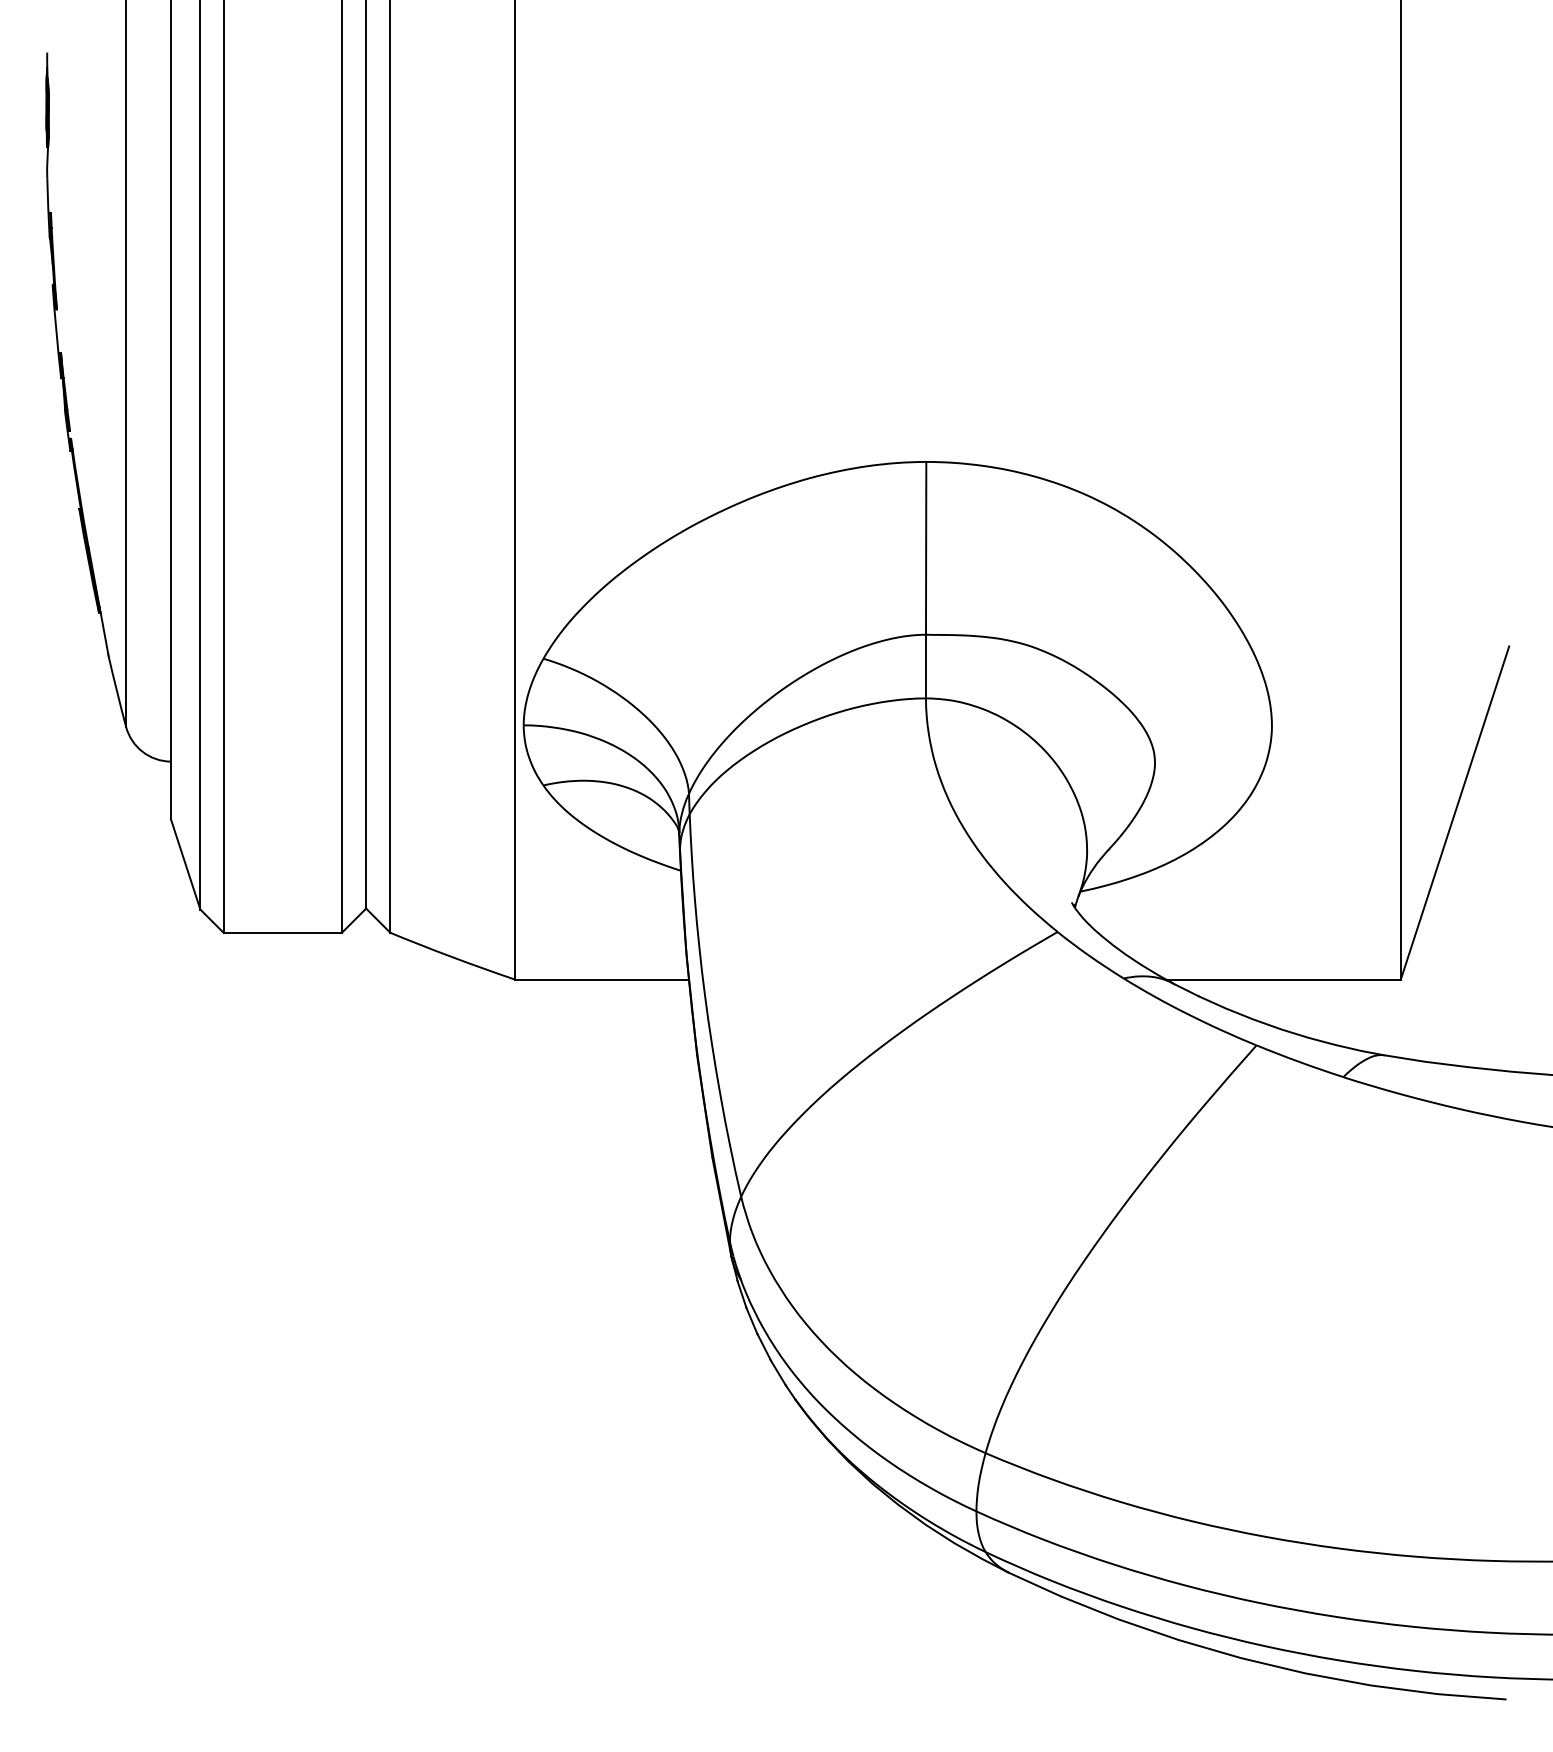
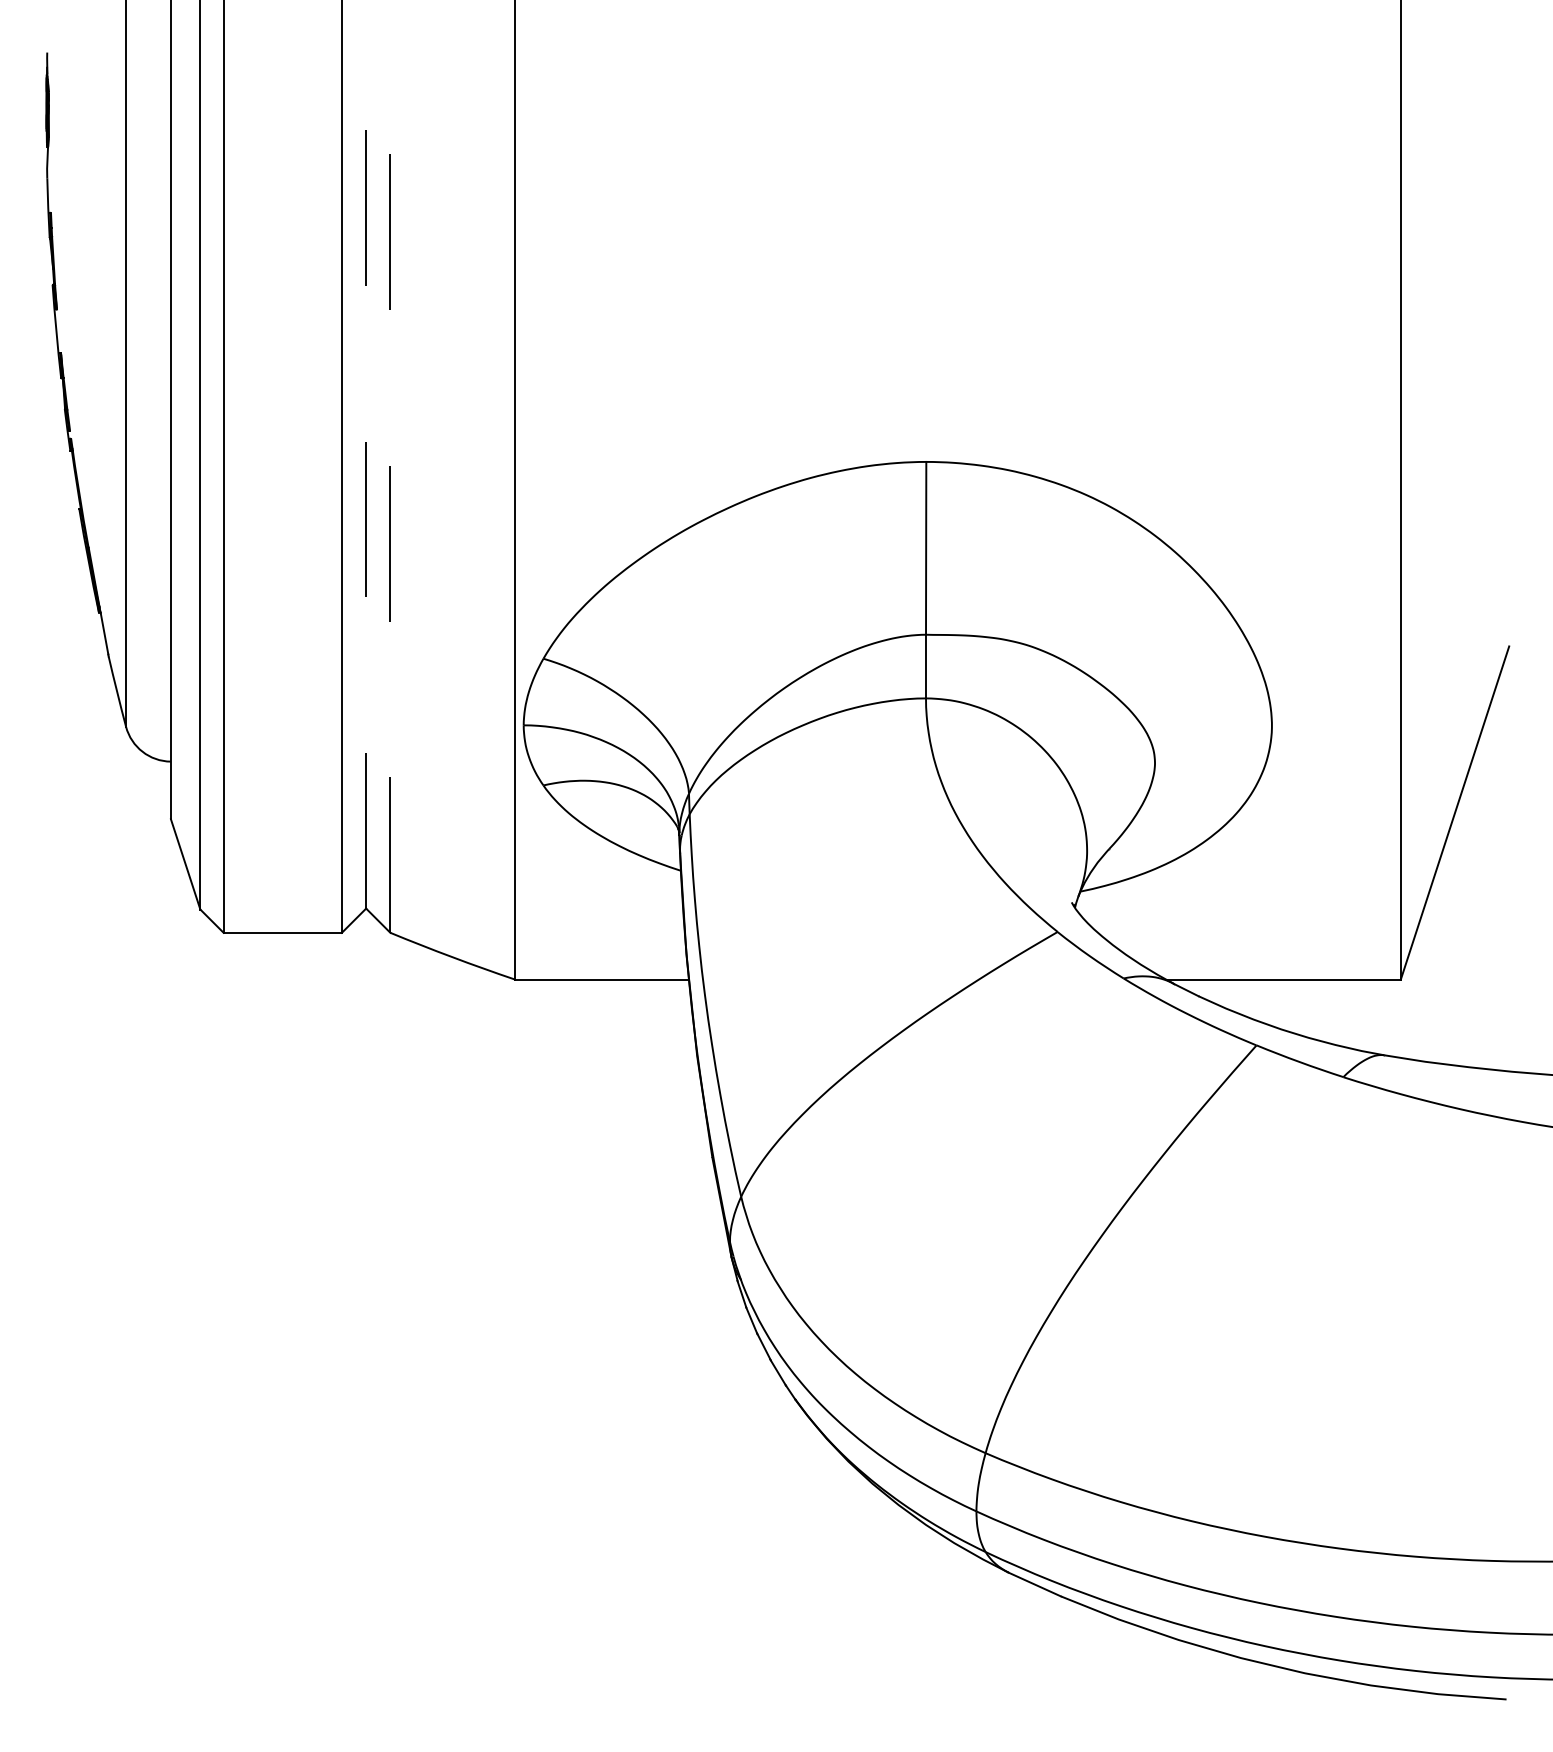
line: solid -> dashed (366, 454)
line: solid -> dashed (390, 466)
